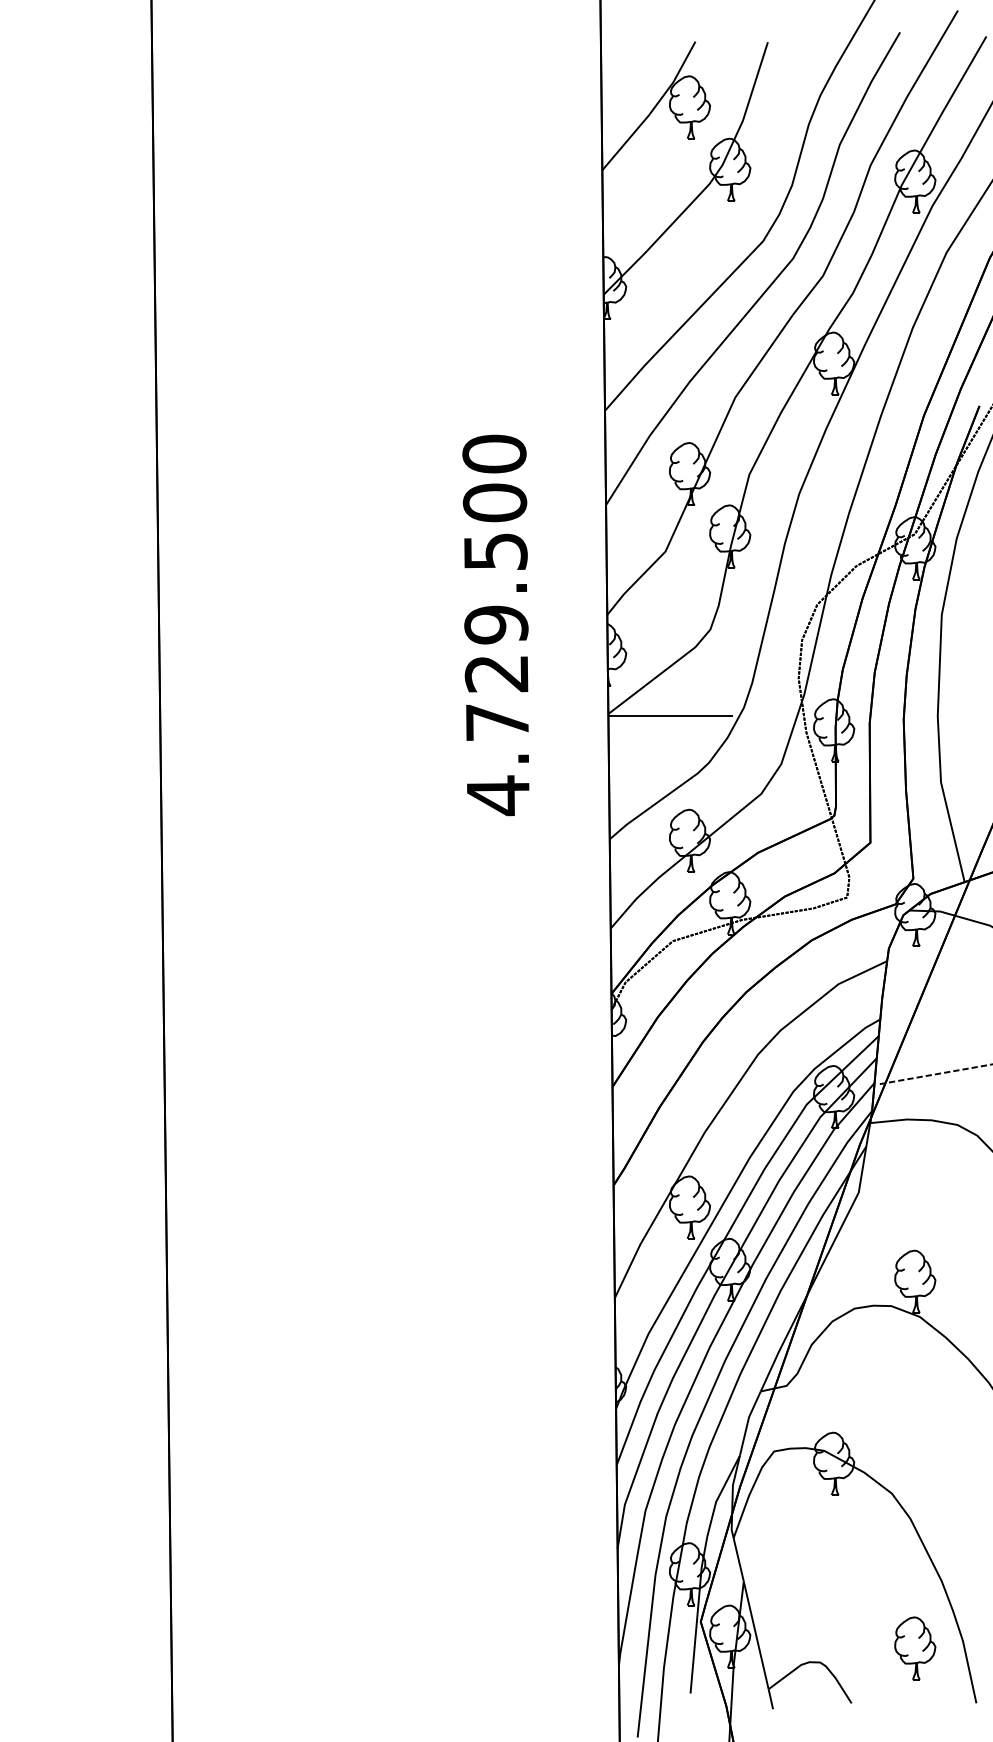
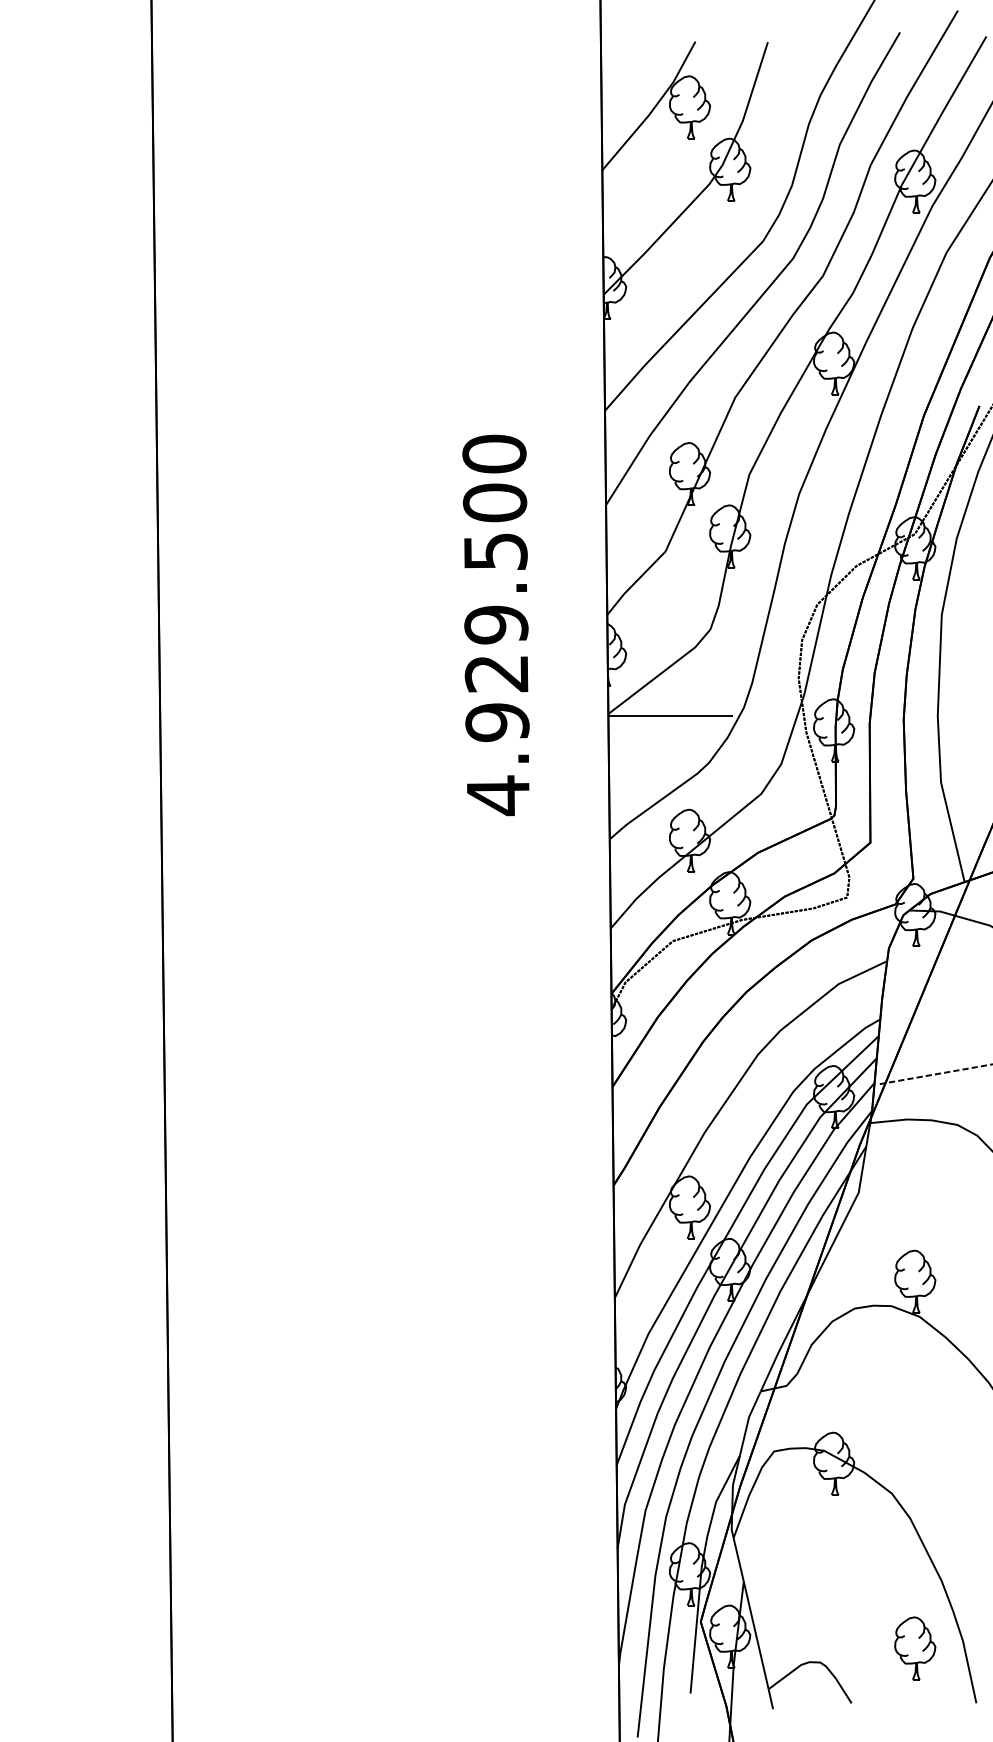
text: 4.729.500 -> 4.929.500 (497, 722)
